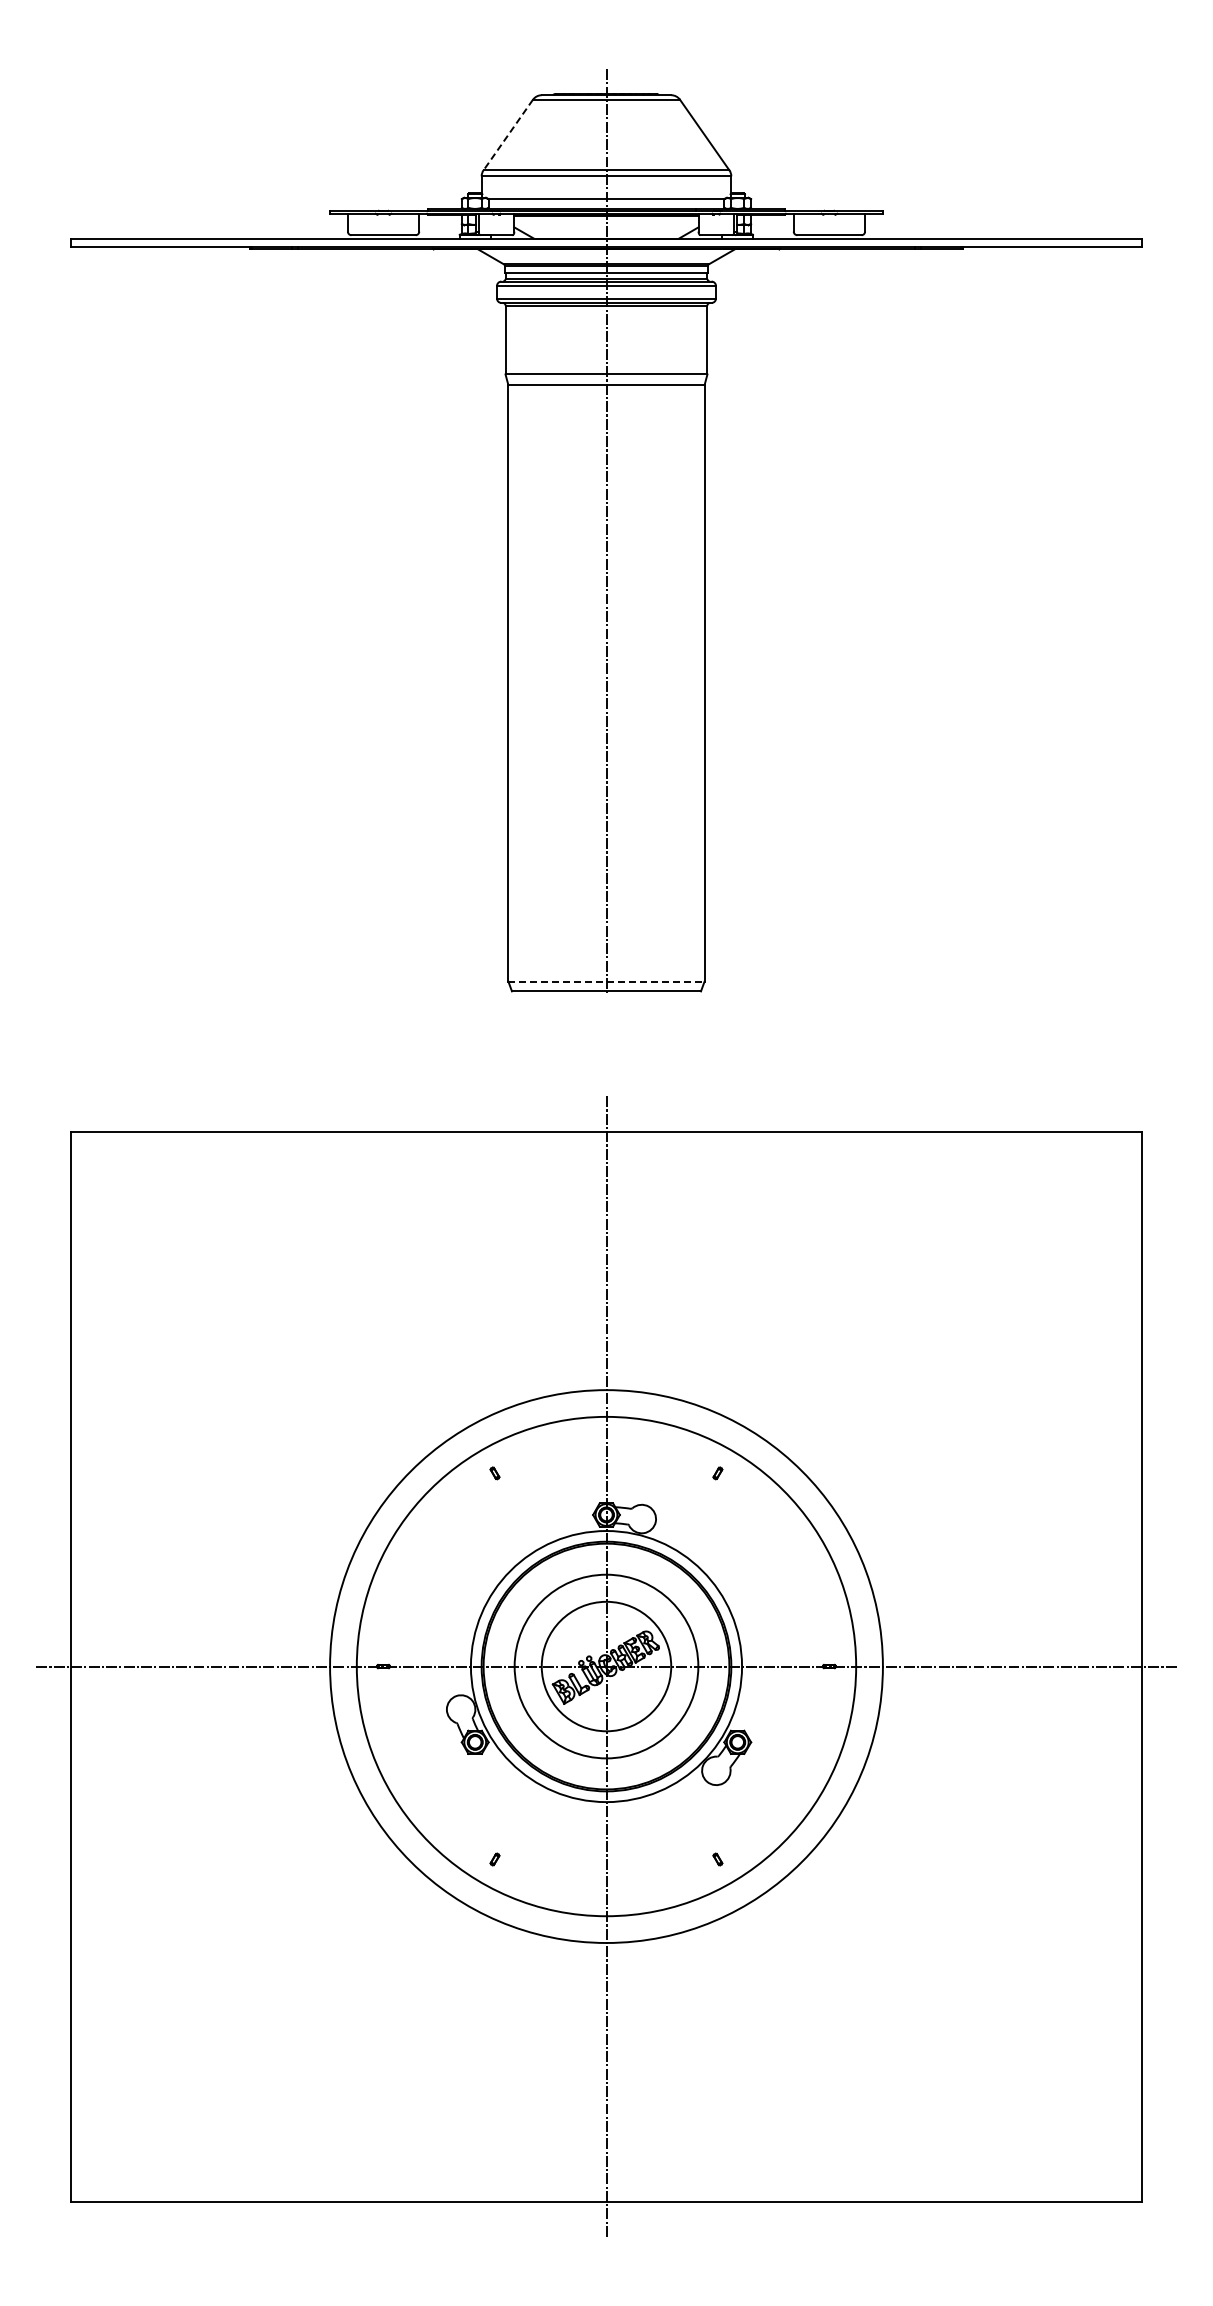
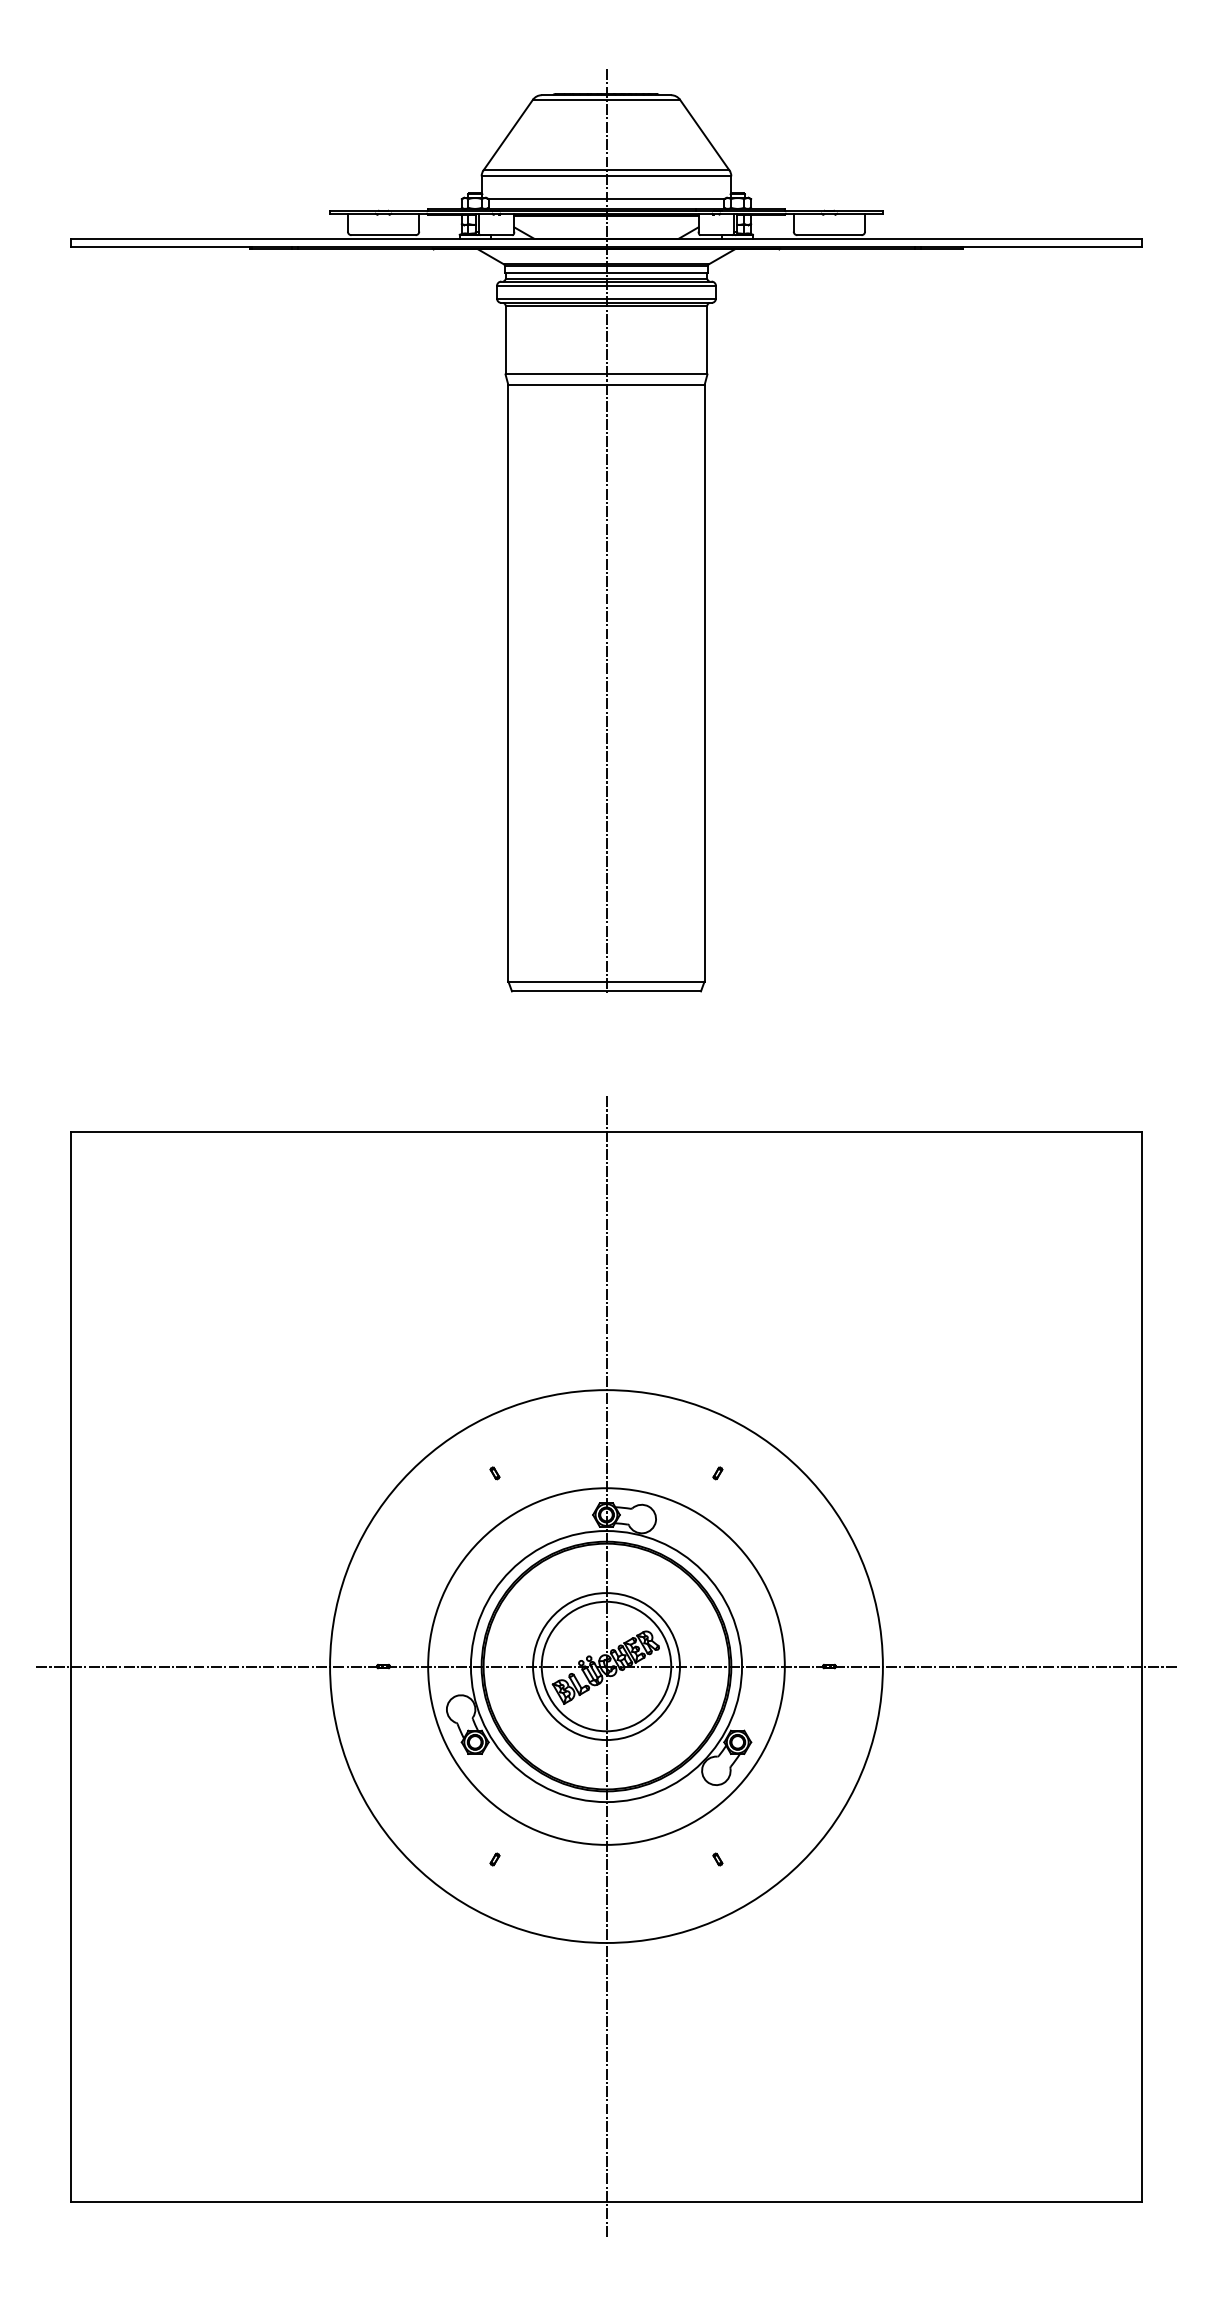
line: dashed -> solid (508, 135)
line: dashed -> solid (606, 981)
circle diameter: 184 px -> 147 px (606, 1666)
circle diameter: 499 px -> 357 px (606, 1666)
